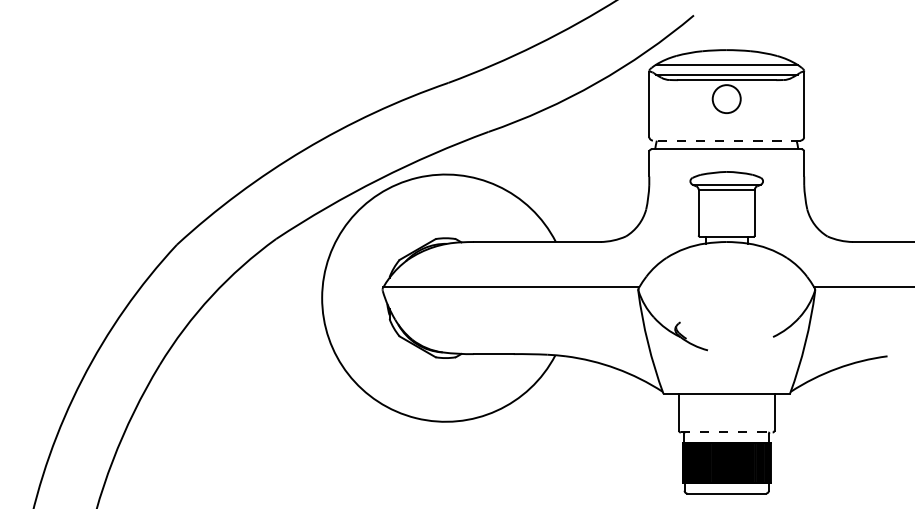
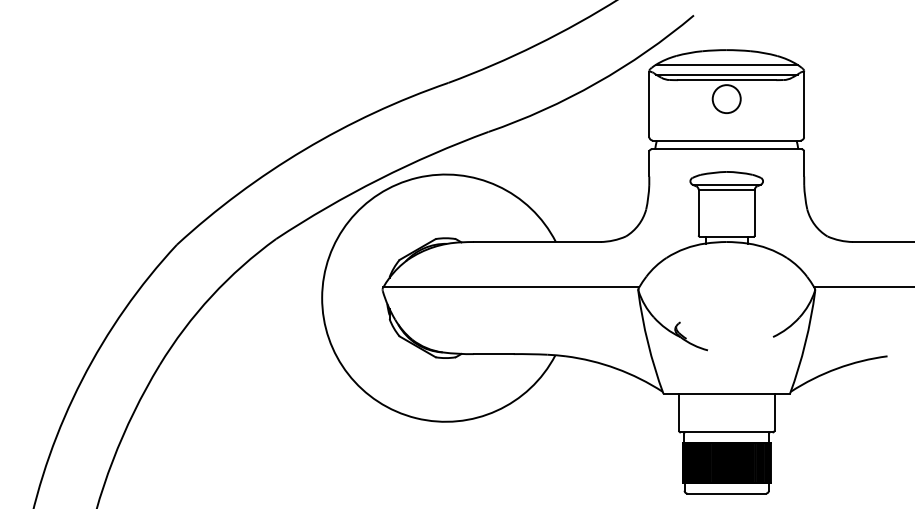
line: dashed -> solid (726, 140)
line: dashed -> solid (726, 432)
